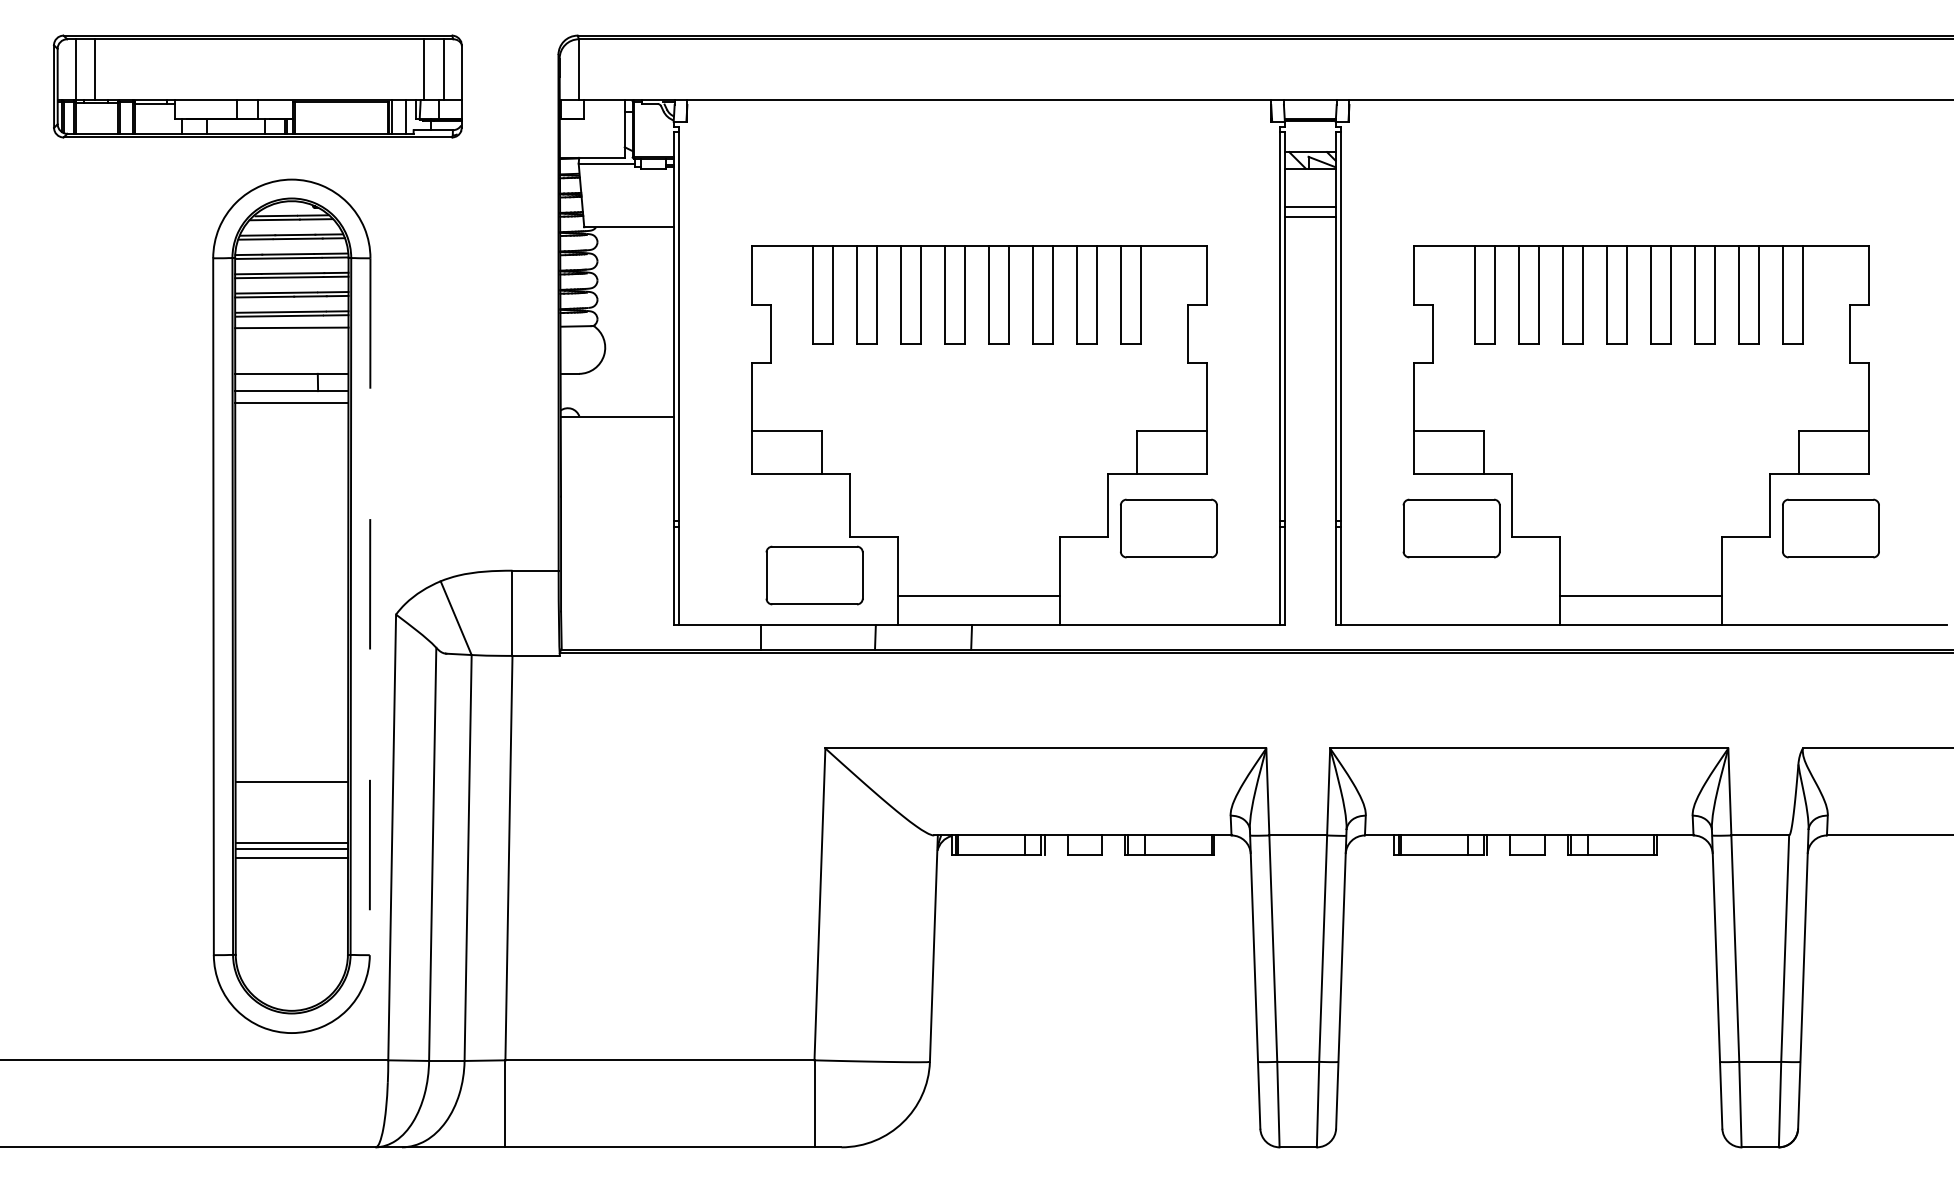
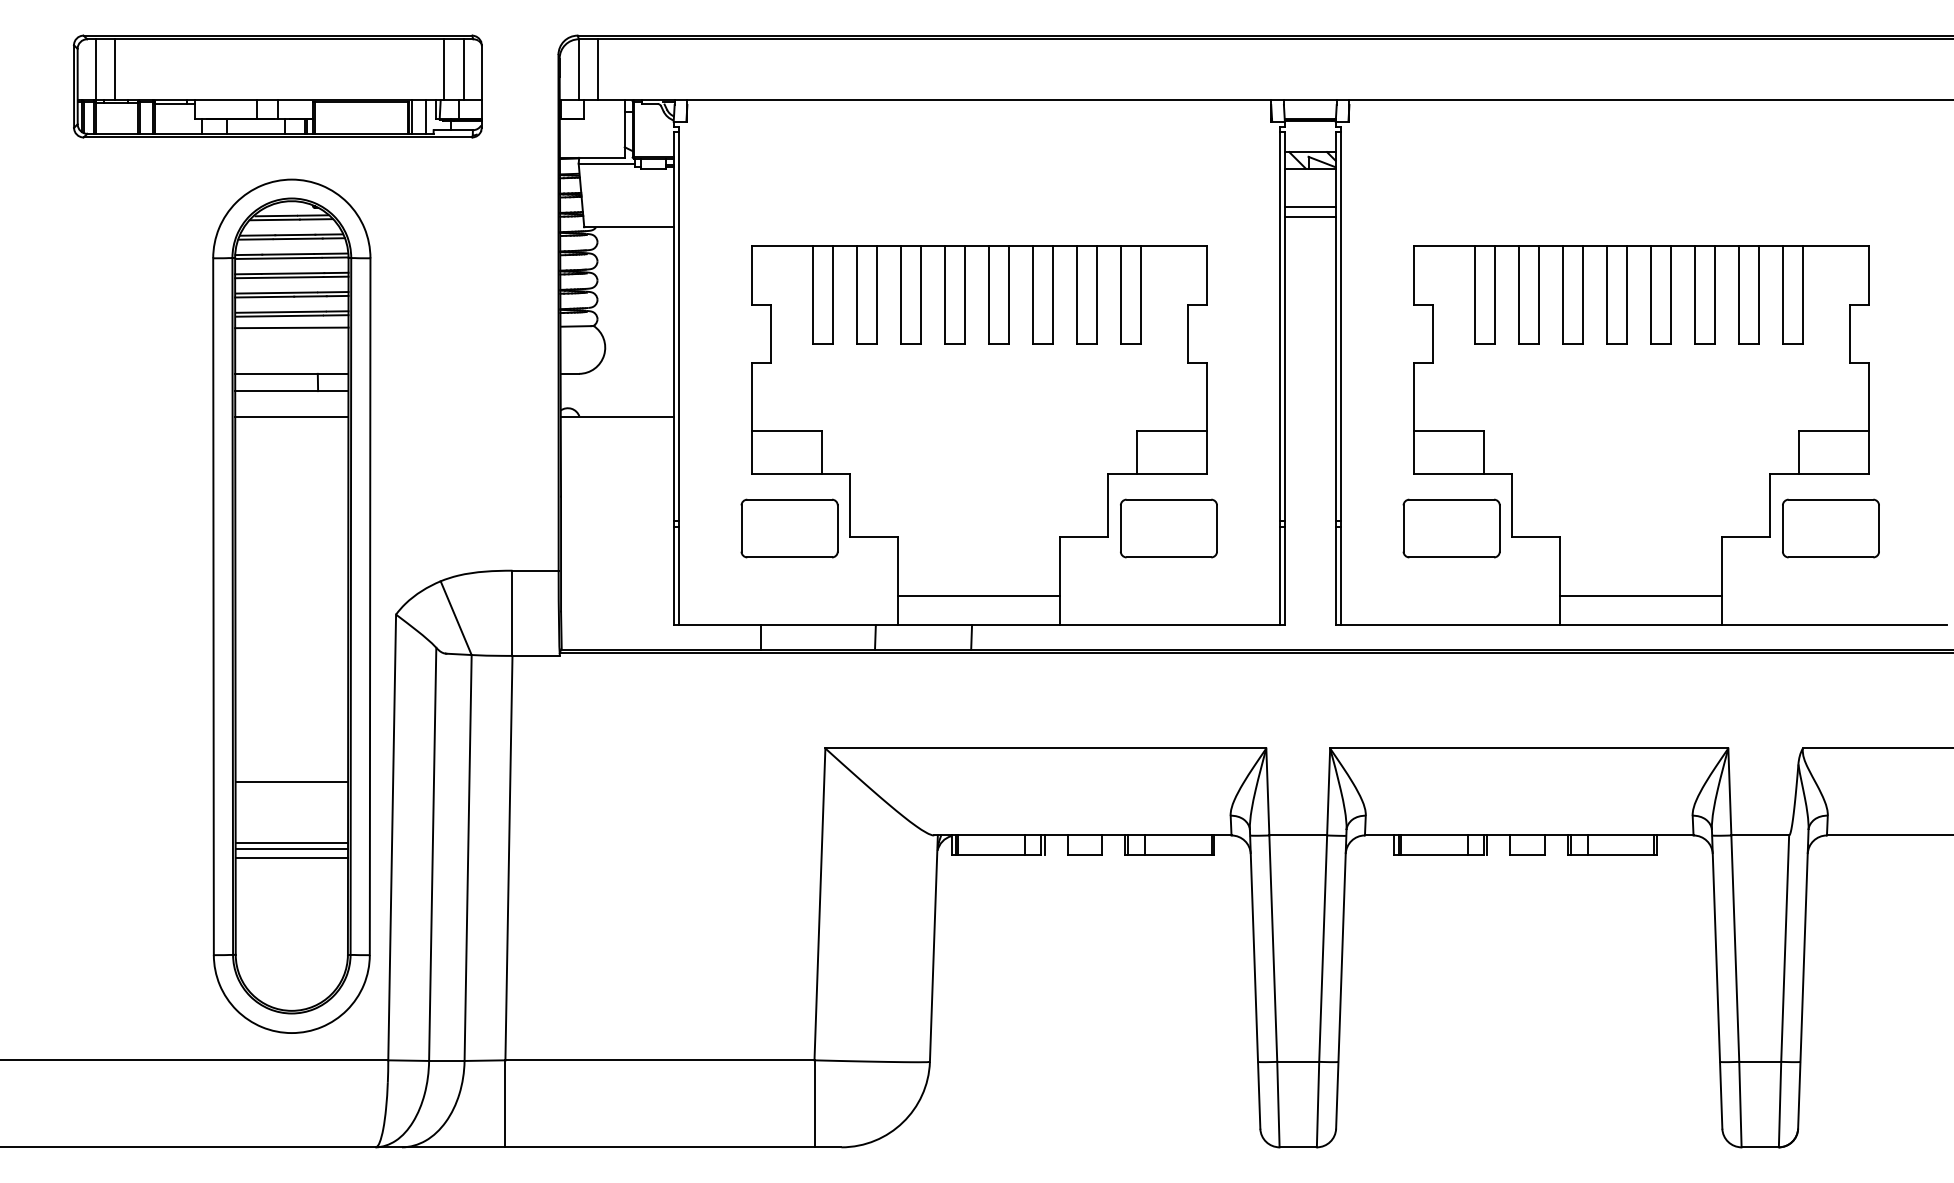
line: none -> present (598, 69)
part position: (257, 86) -> (277, 86) (277, 86)
line position: (291, 402) -> (291, 416) (291, 416)
part position: (814, 575) -> (789, 528) (789, 528)
line: dashed -> solid (370, 607)
